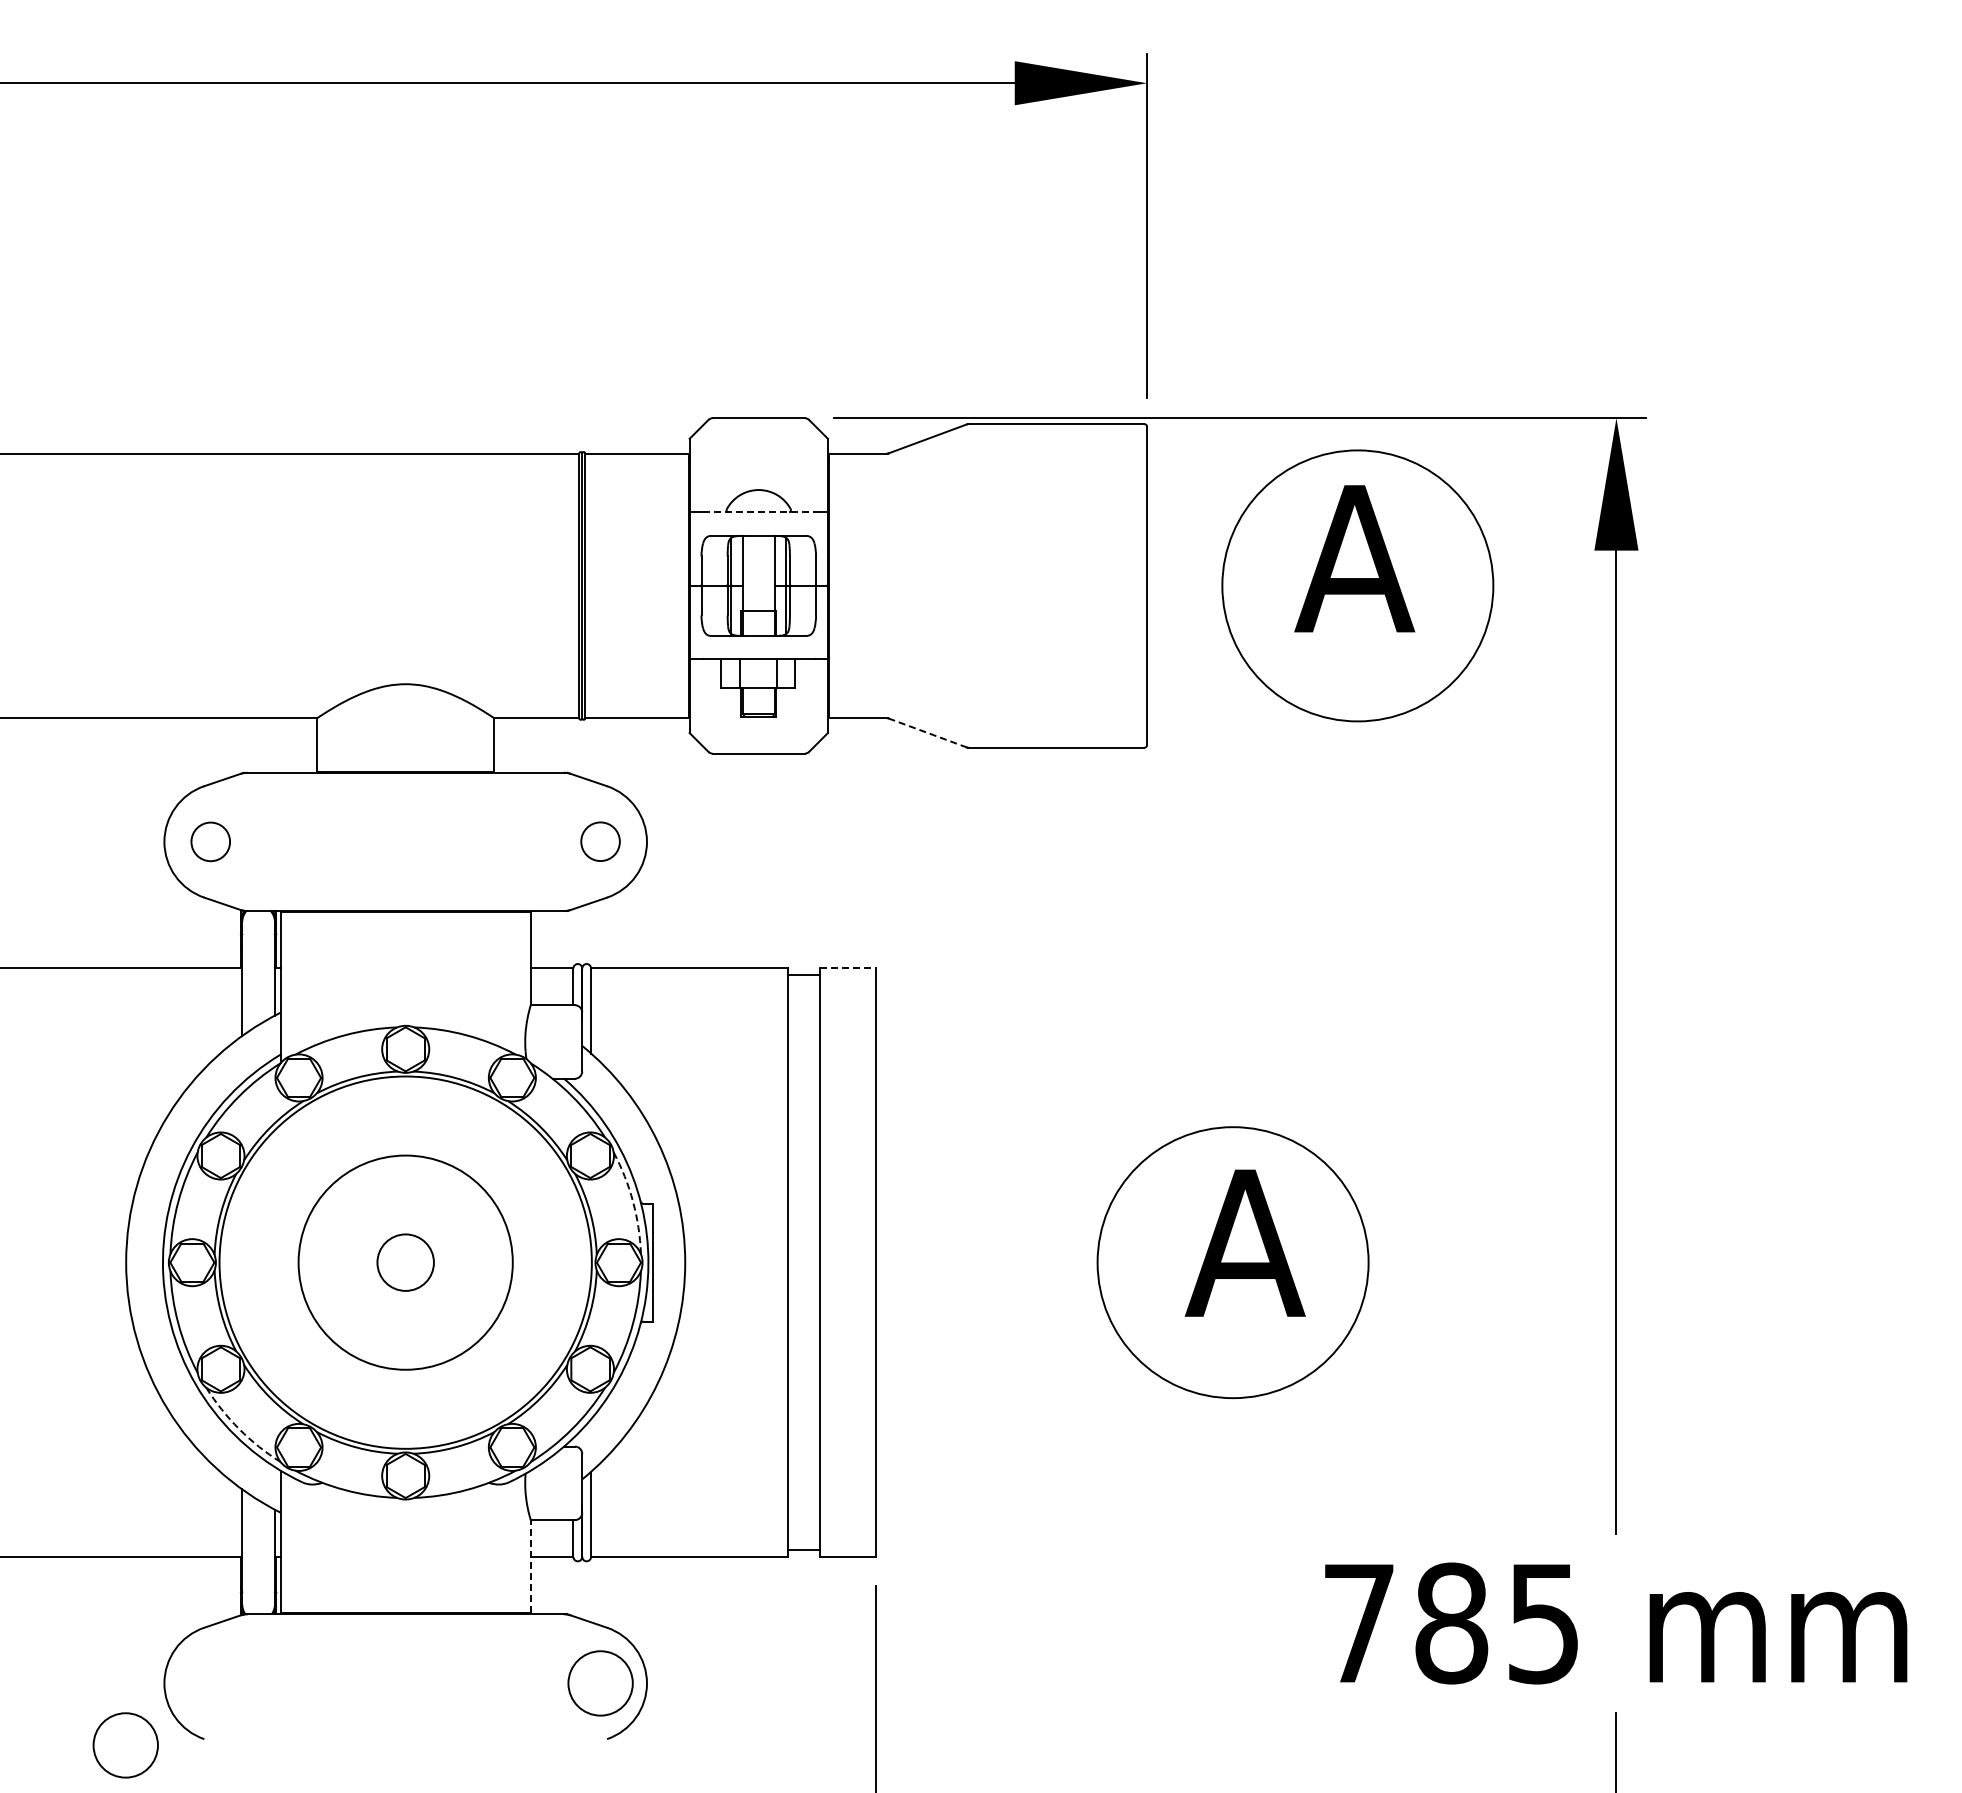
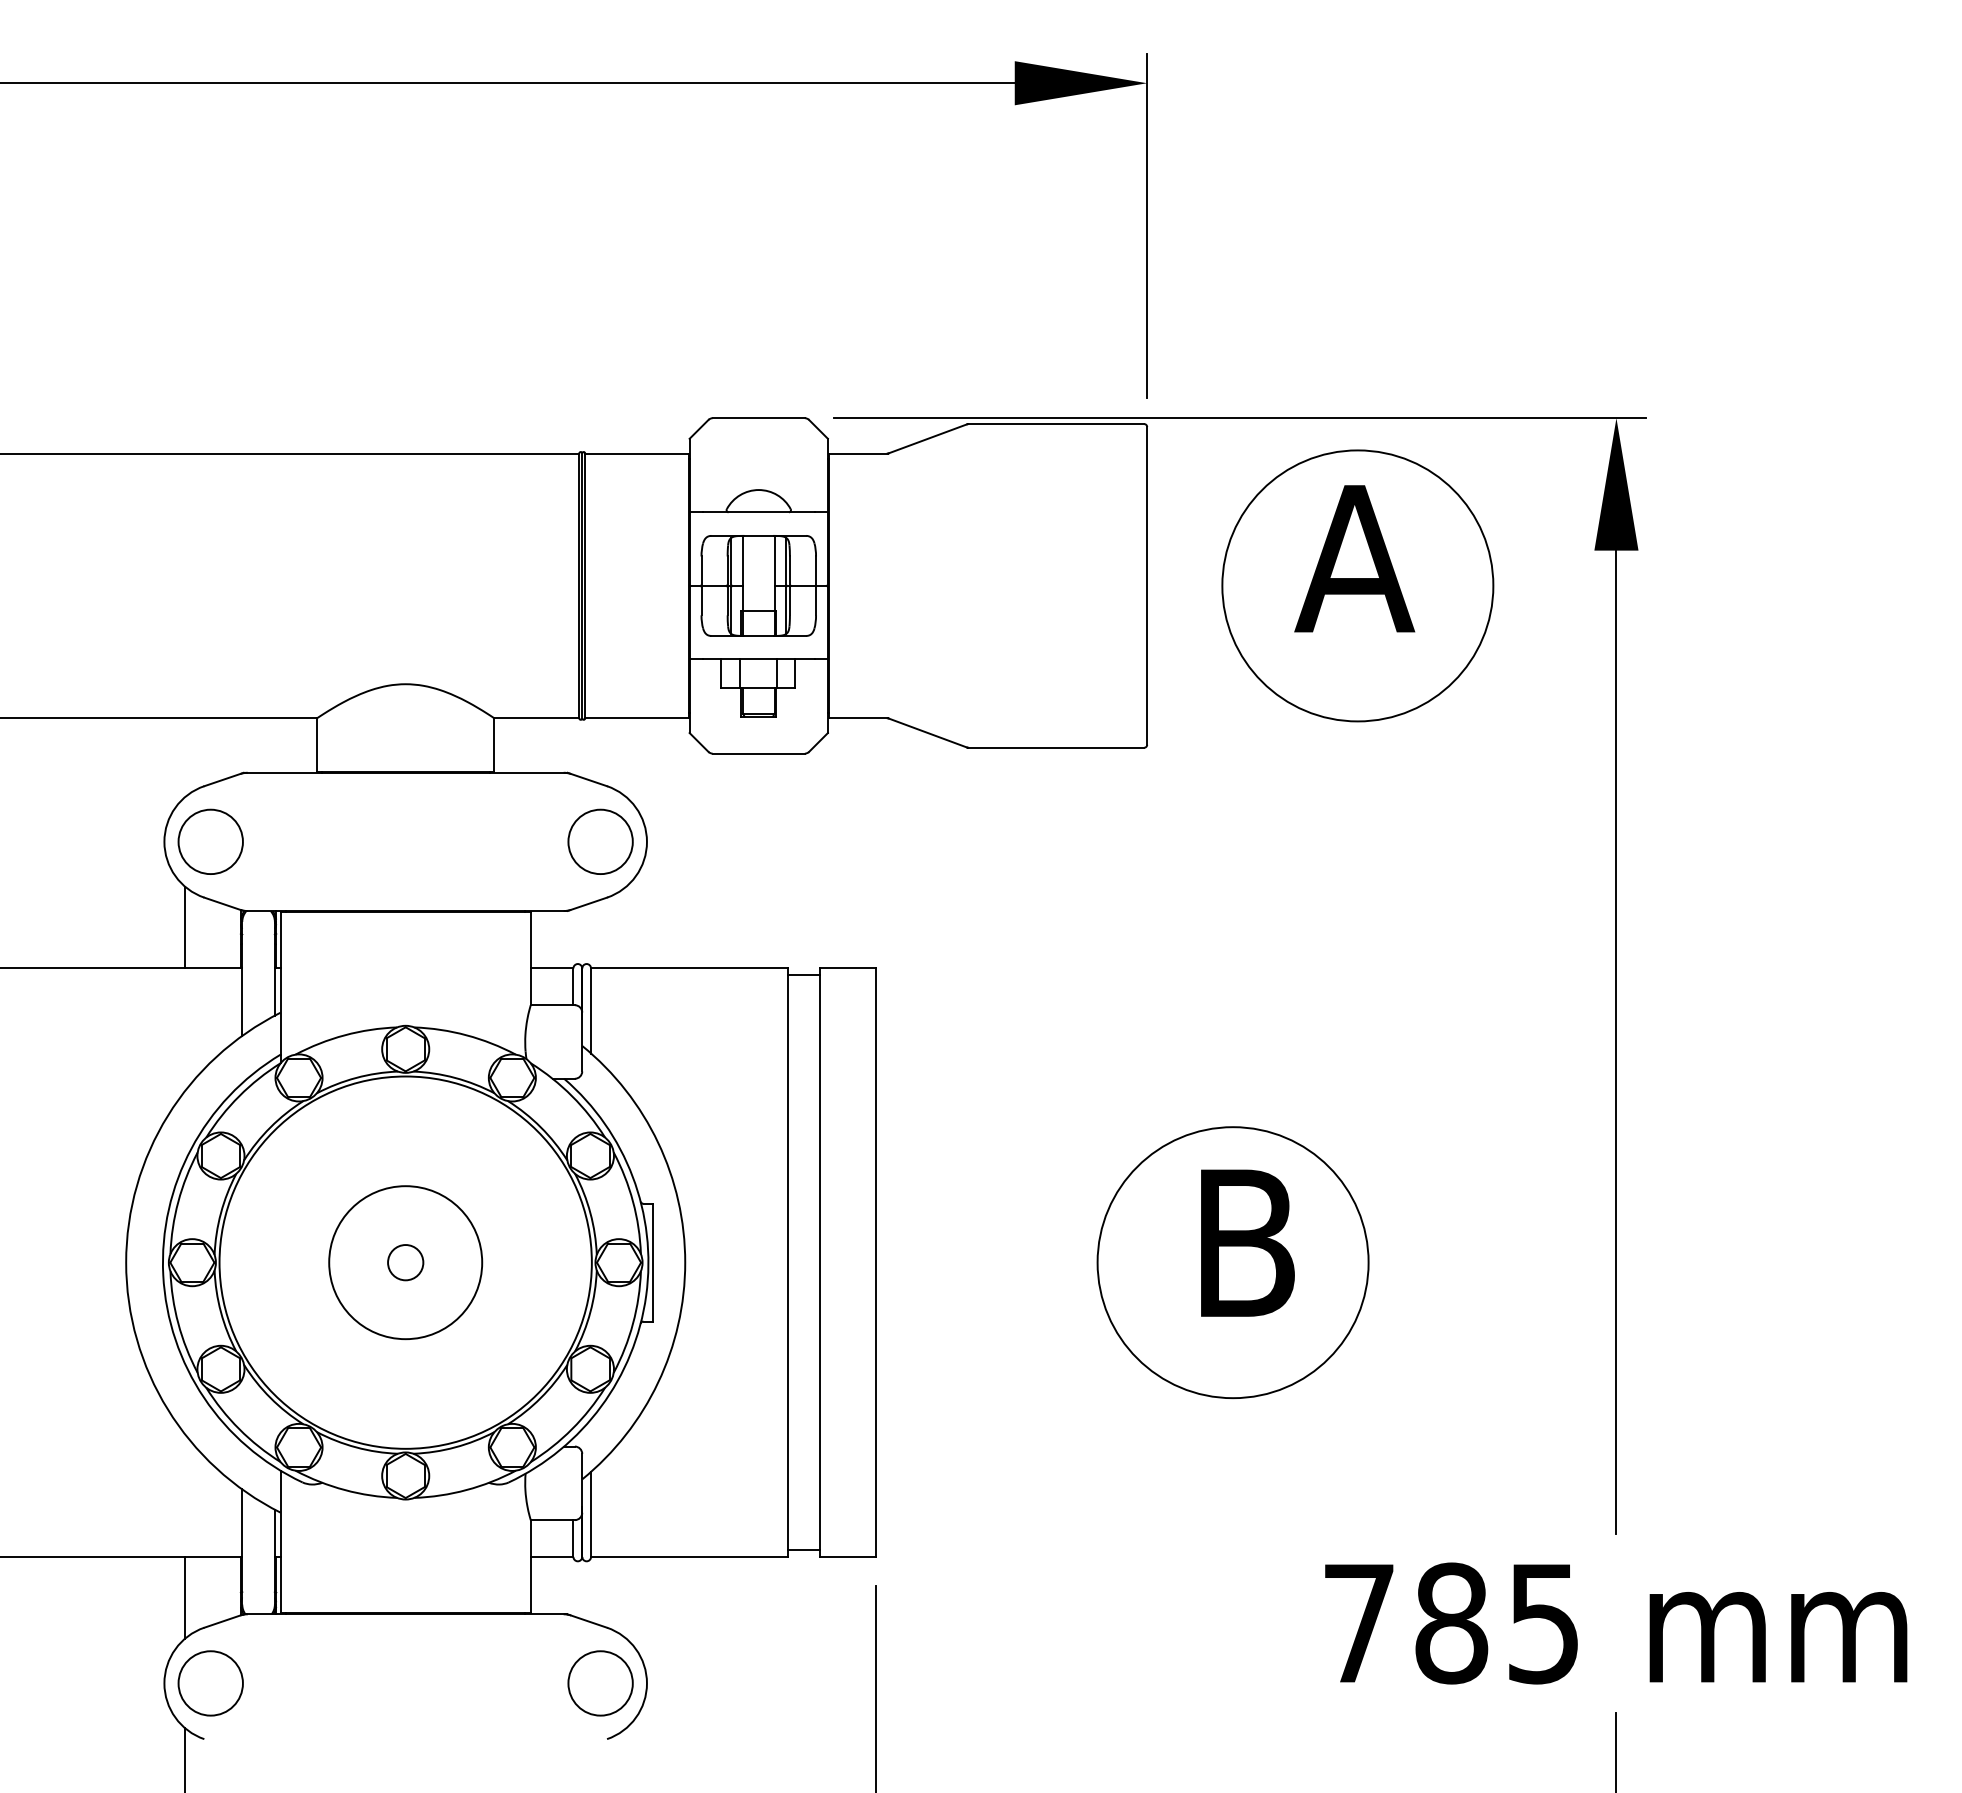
line: dashed -> solid (758, 512)
line: dashed -> solid (927, 733)
circle diameter: 39 px -> 64 px (210, 841)
circle size: 41x41 px -> 67x67 px (600, 841)
line: none -> present (185, 927)
line: dashed -> solid (848, 968)
arc: dashed -> solid (633, 1201)
text: A -> B (1244, 1242)
circle diameter: 214 px -> 153 px (405, 1262)
circle diameter: 56 px -> 35 px (405, 1262)
arc: dashed -> solid (239, 1429)
line: dashed -> solid (530, 1566)
line: none -> present (185, 1597)
circle position: (125, 1745) -> (210, 1683) (210, 1683)
line: none -> present (185, 1758)
